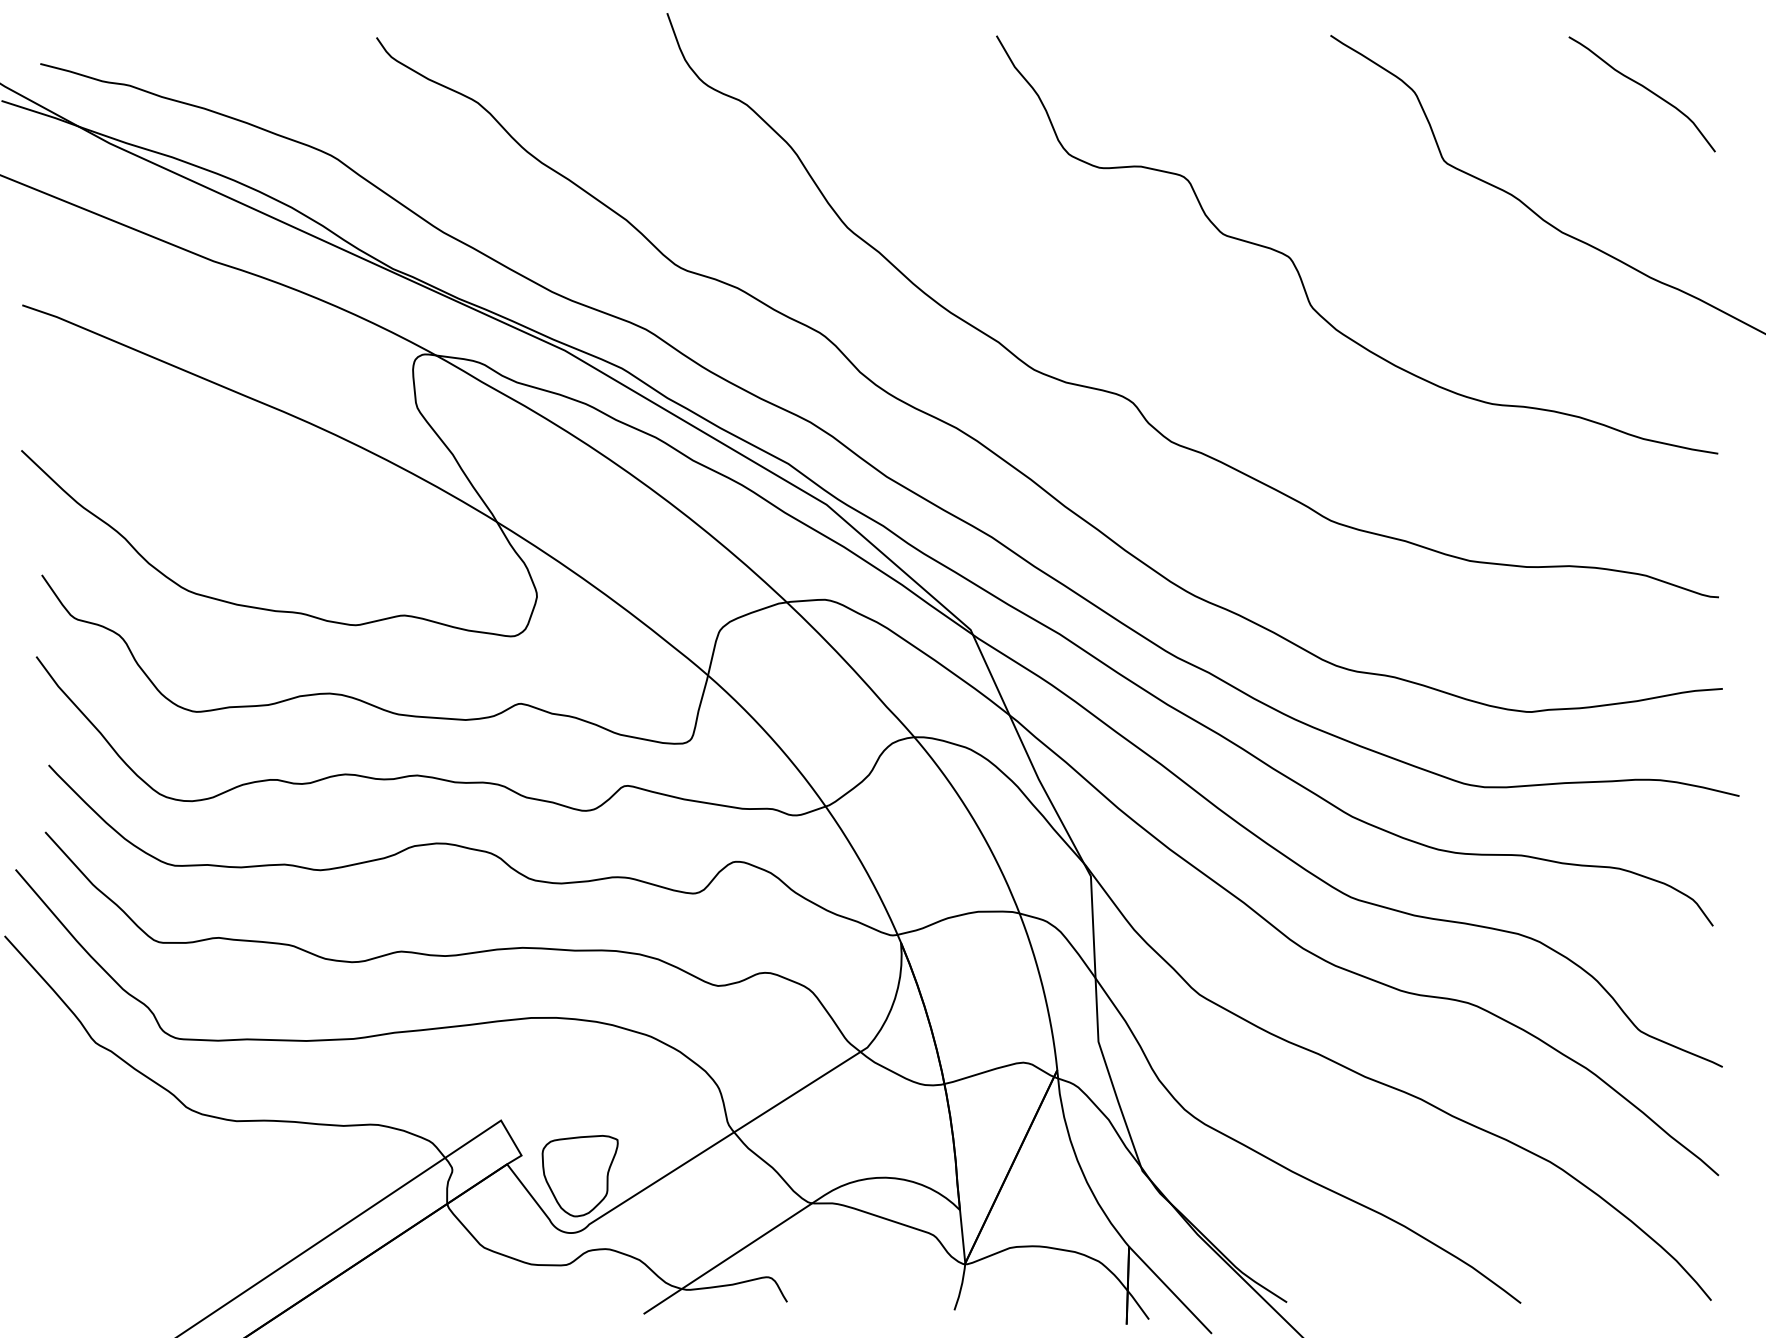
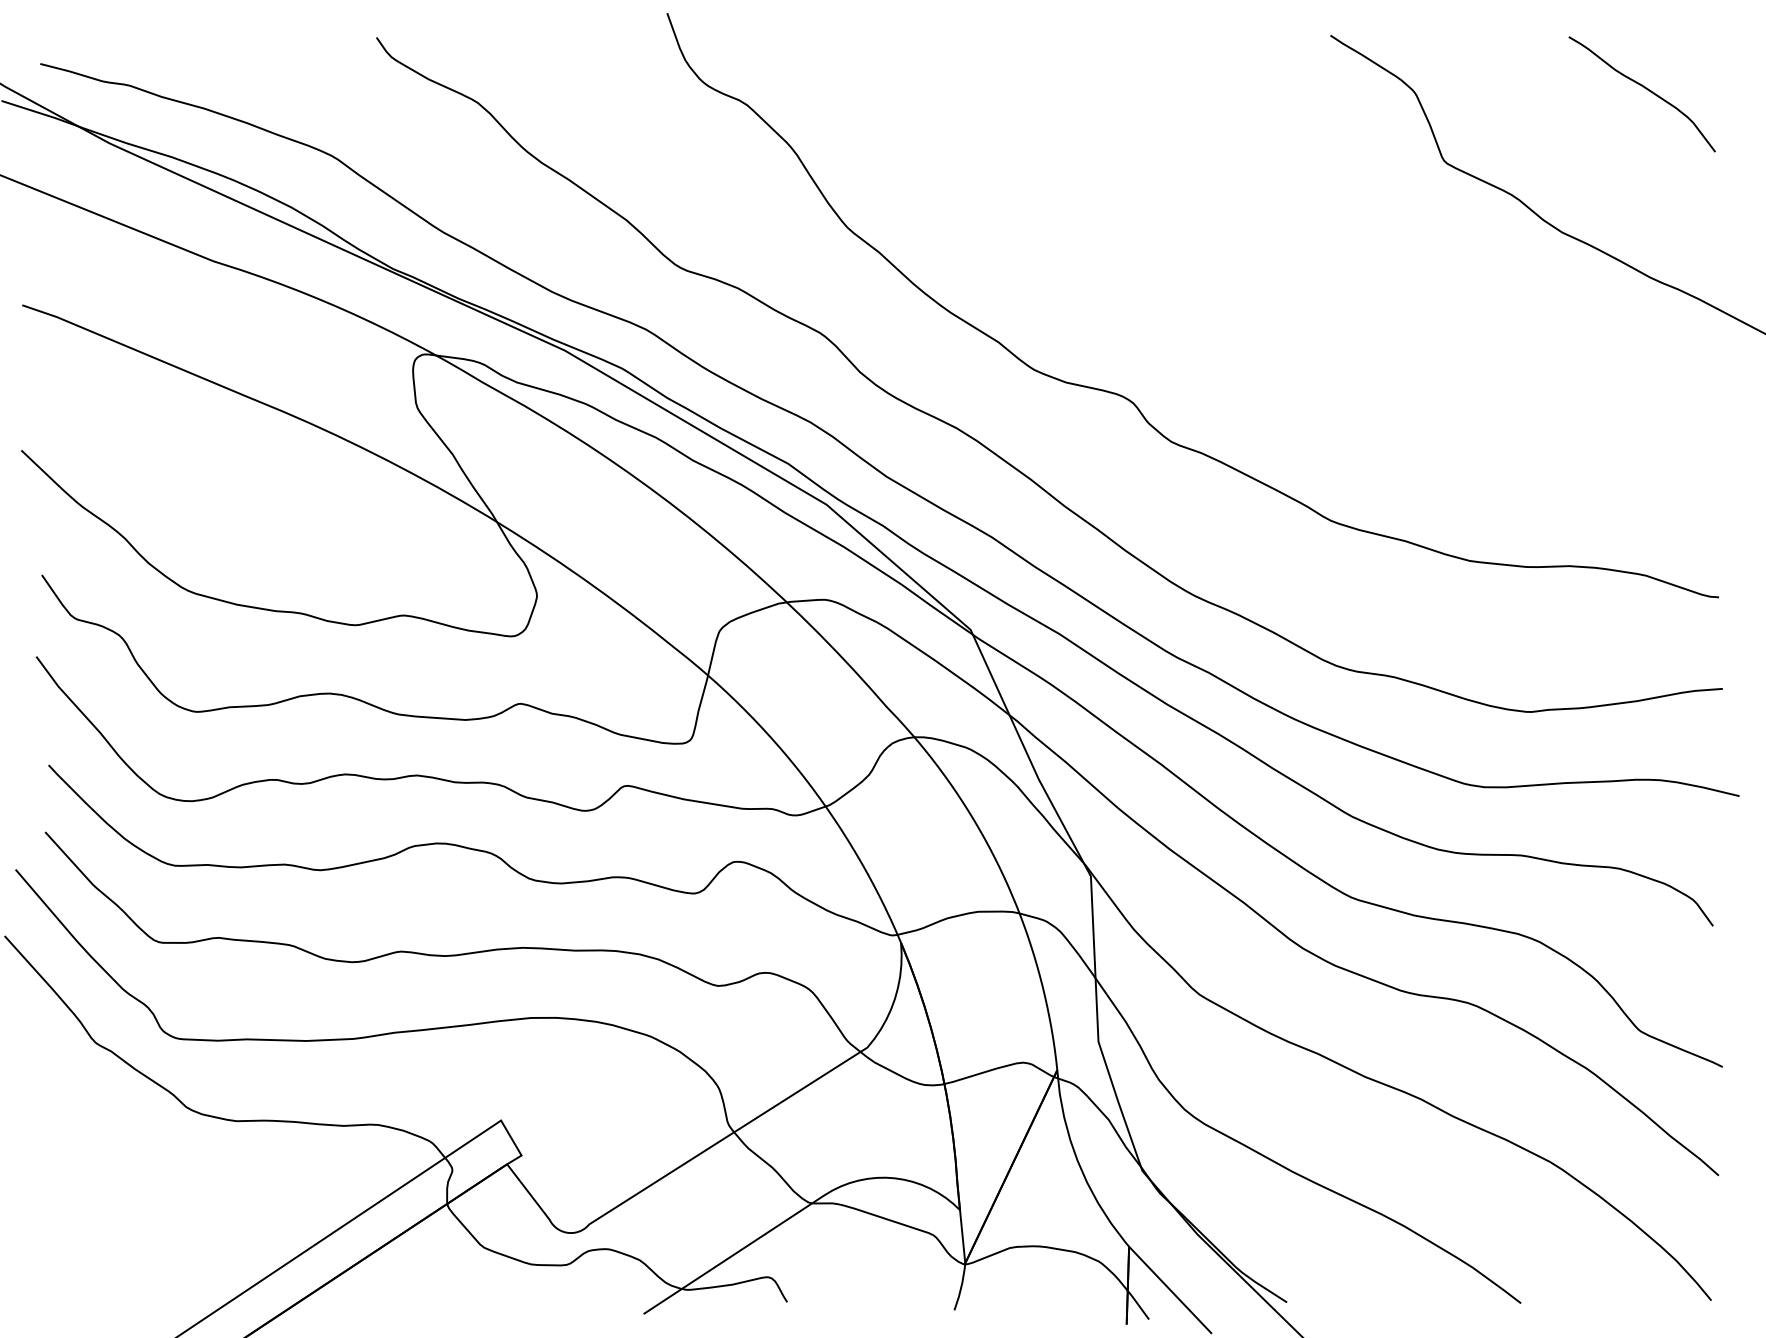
curve: present -> none (1299, 272)
part: present -> none (579, 1176)
